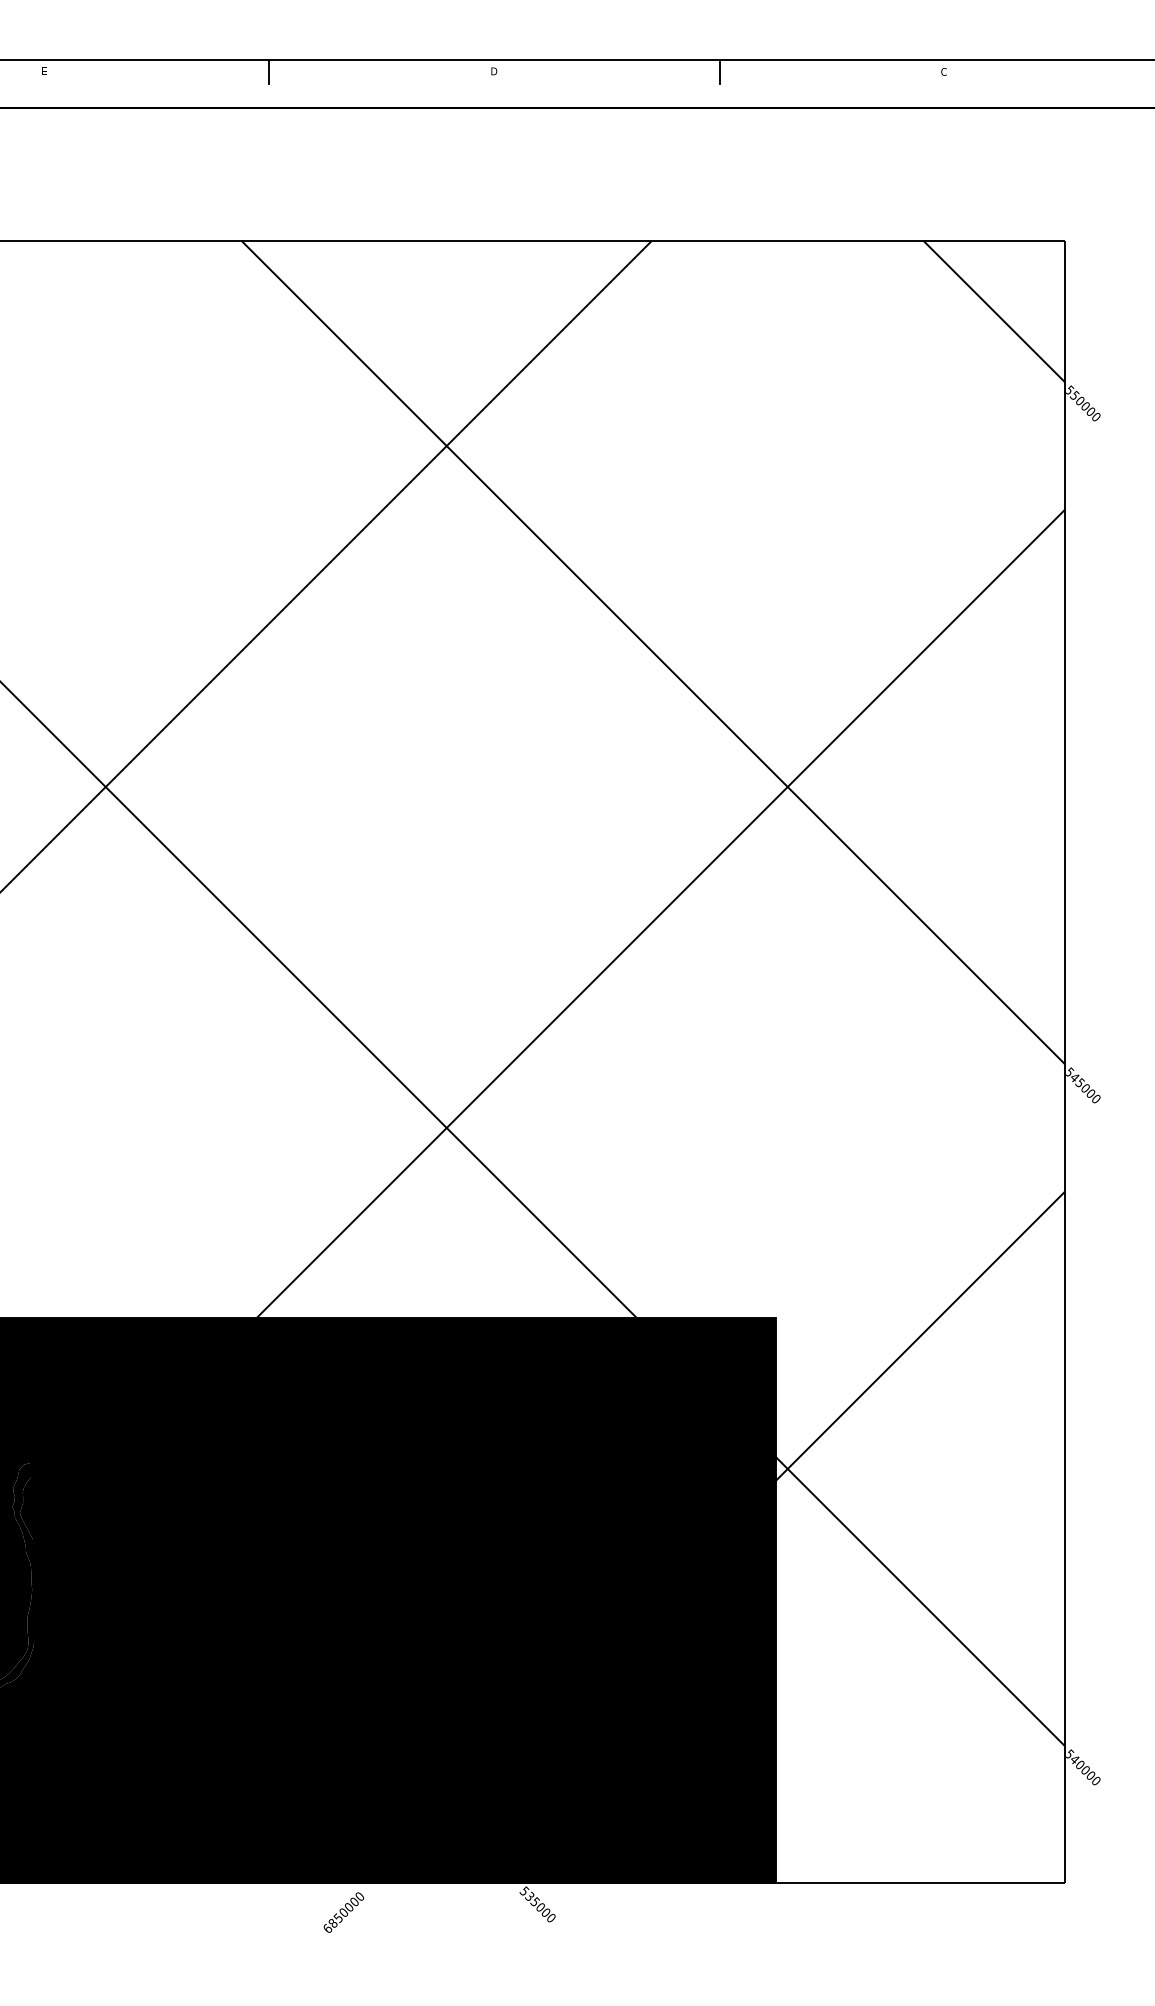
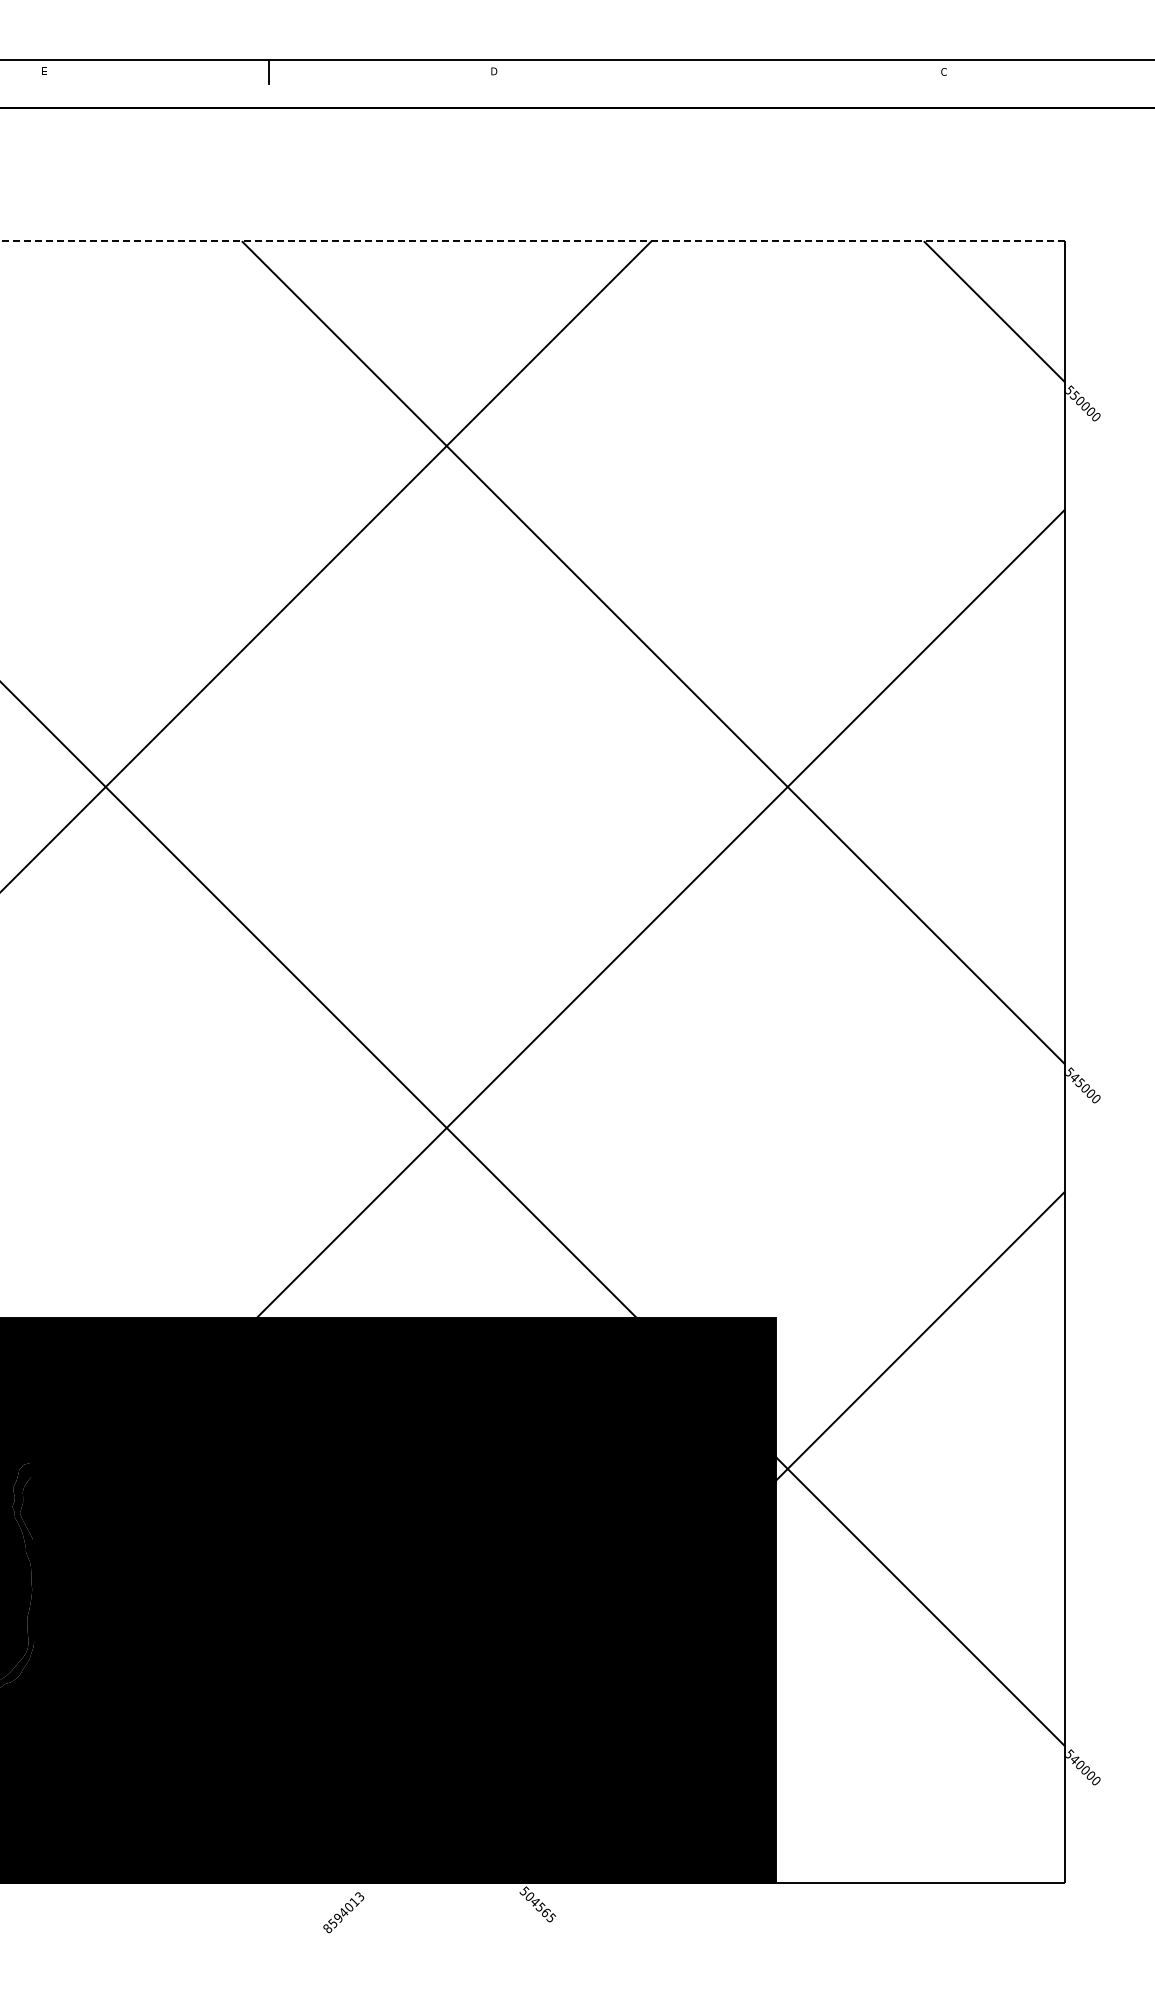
line: present -> none (719, 72)
line: solid -> dashed (532, 241)
text: 535000 -> 504565 (540, 1906)
text: 6850000 -> 8594013 (343, 1913)
